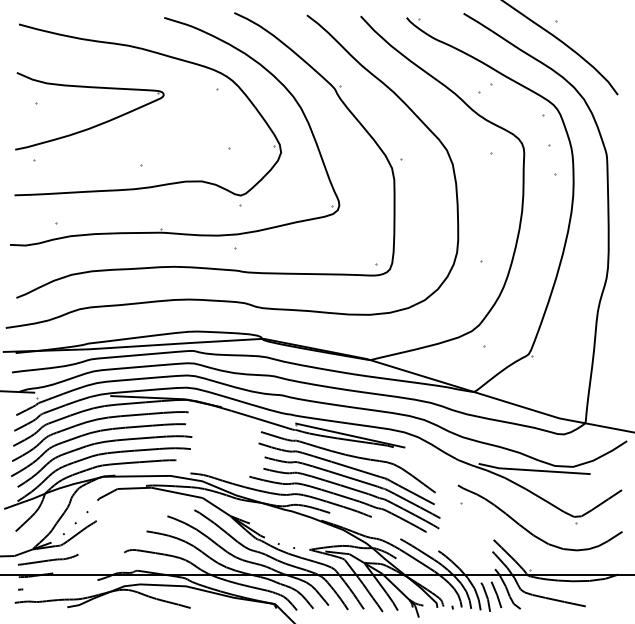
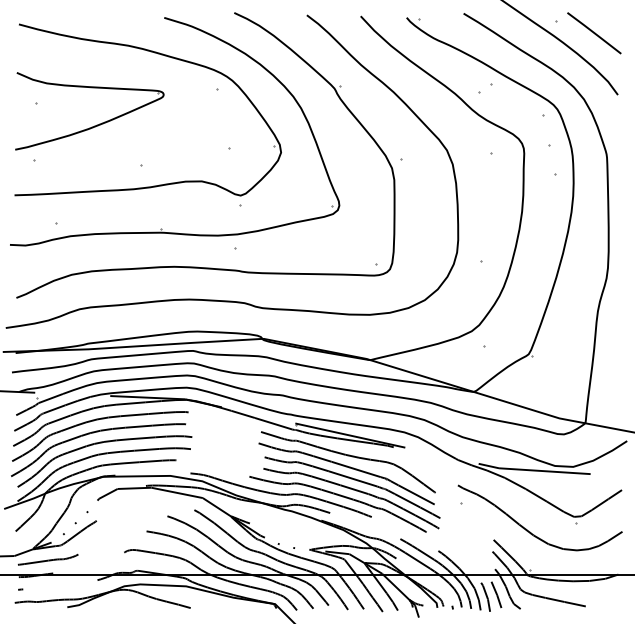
line: none -> present (594, 33)
